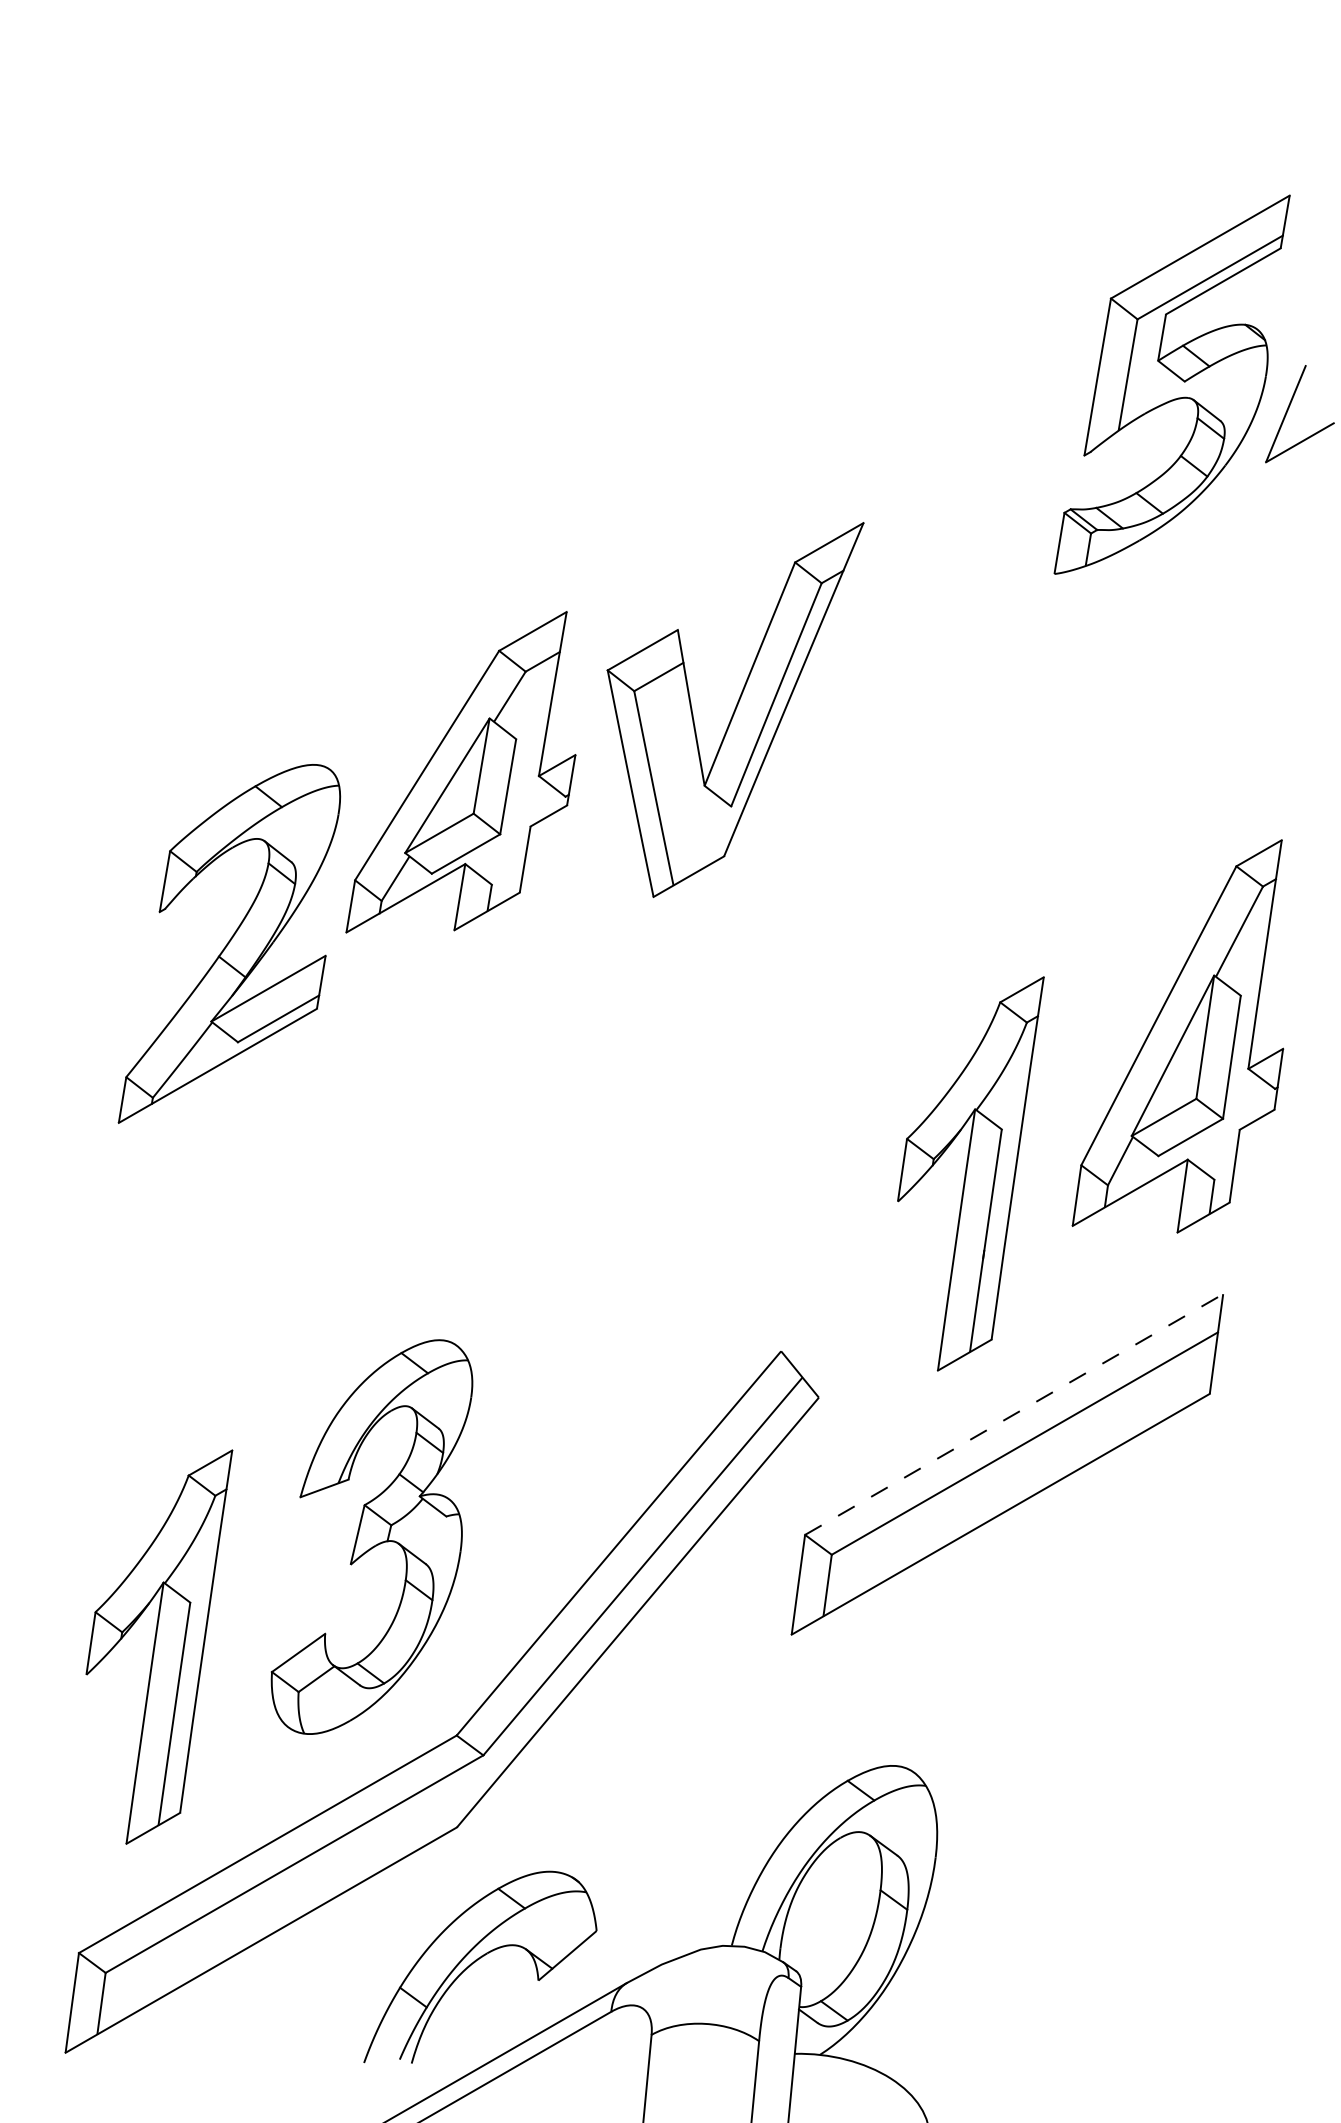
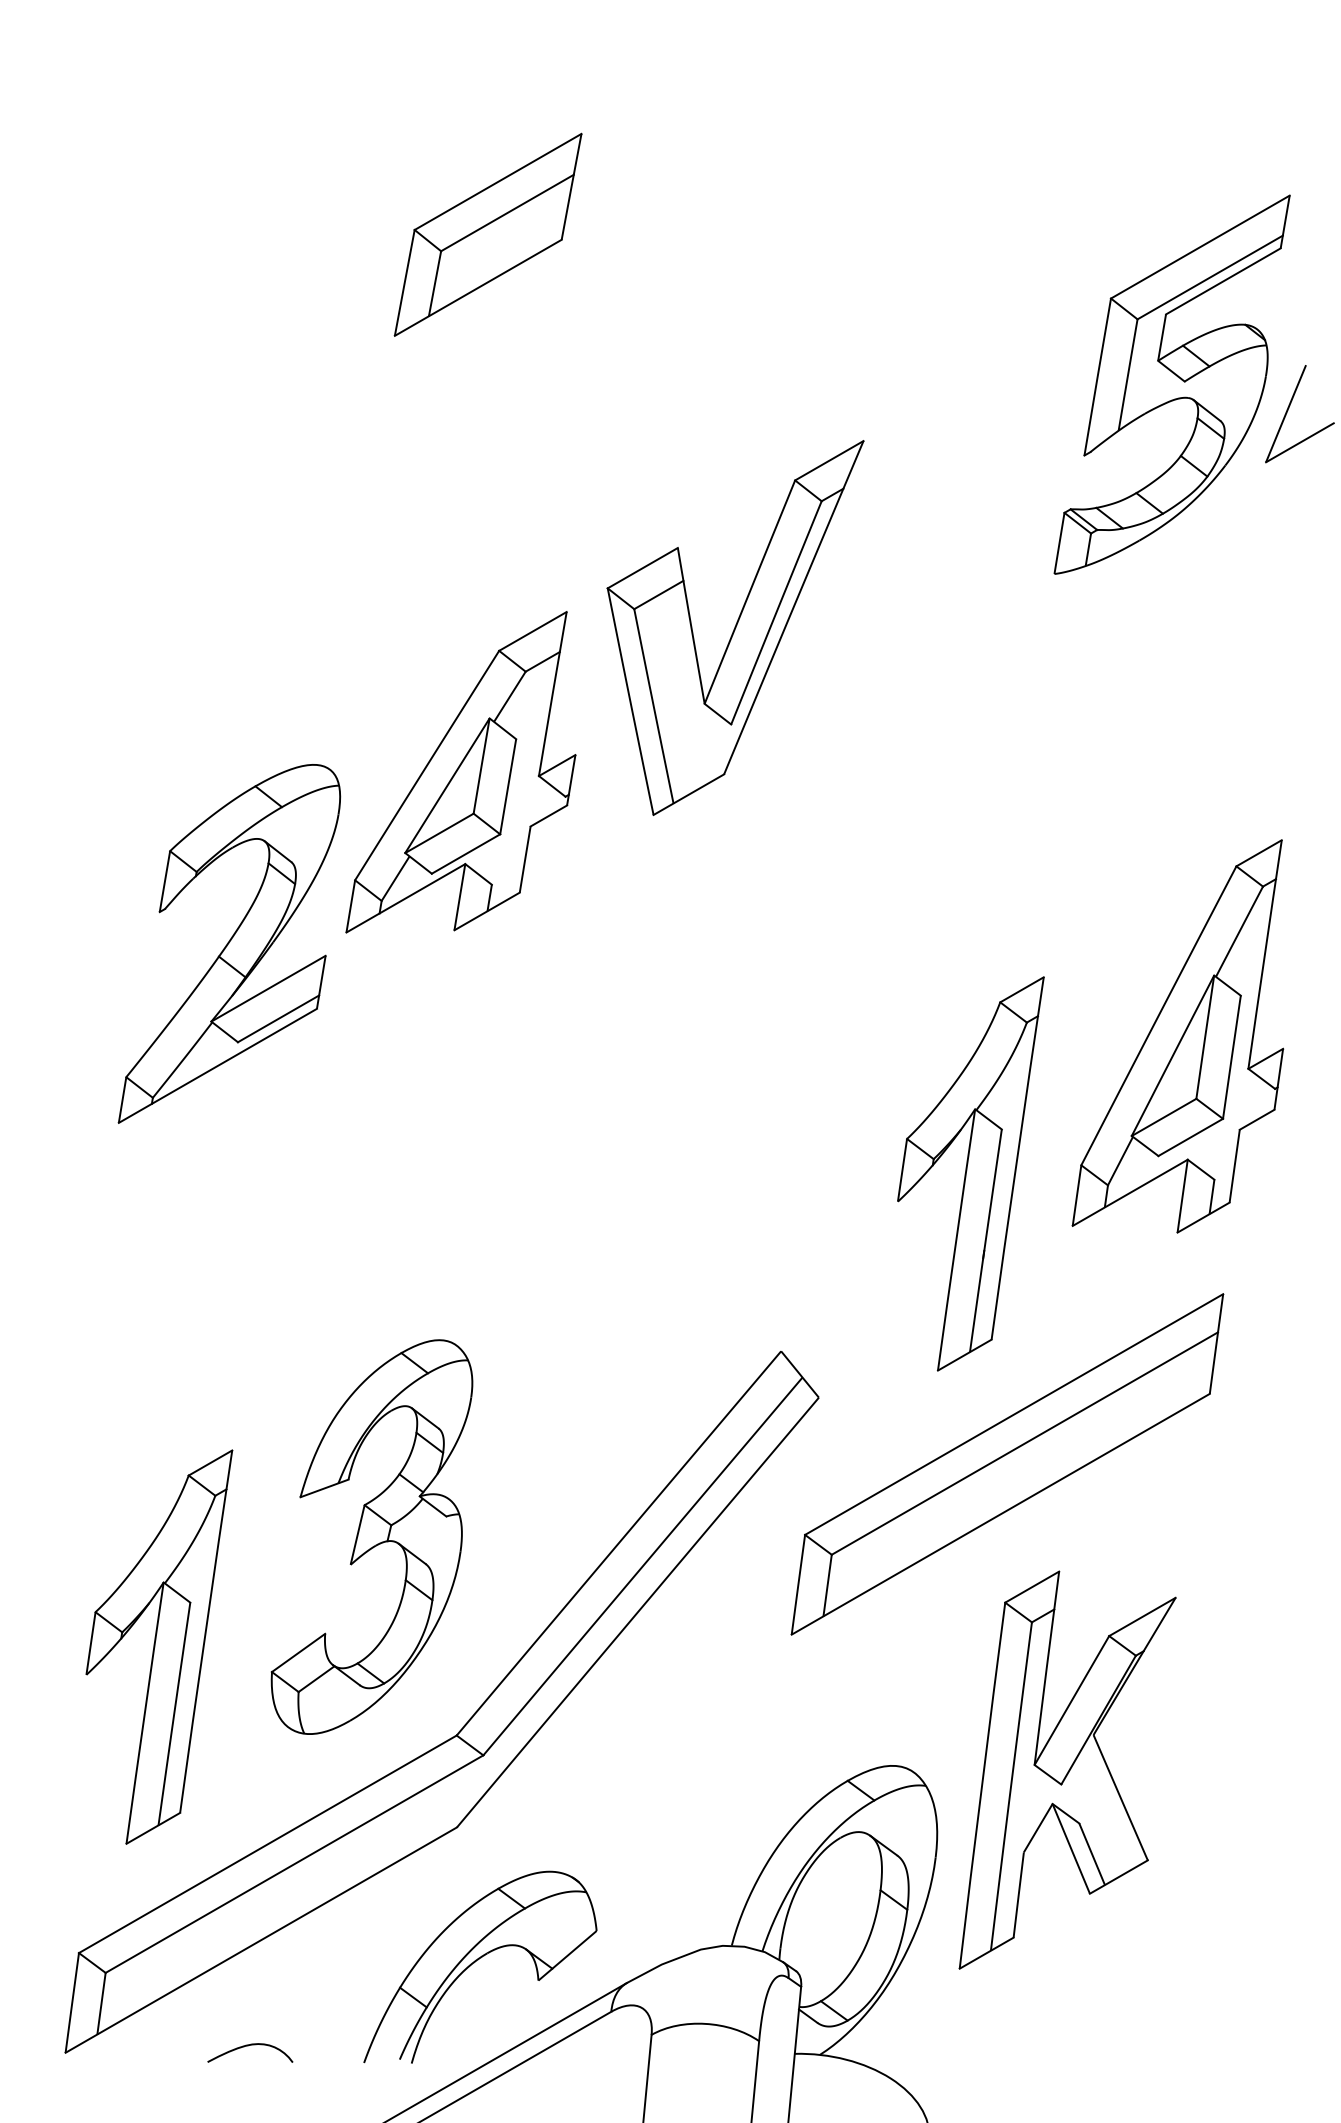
part: none -> present (487, 234)
part position: (735, 709) -> (735, 627) (735, 627)
line: dashed -> solid (1014, 1414)
part: none -> present (1067, 1769)
curve: none -> present (248, 2046)
